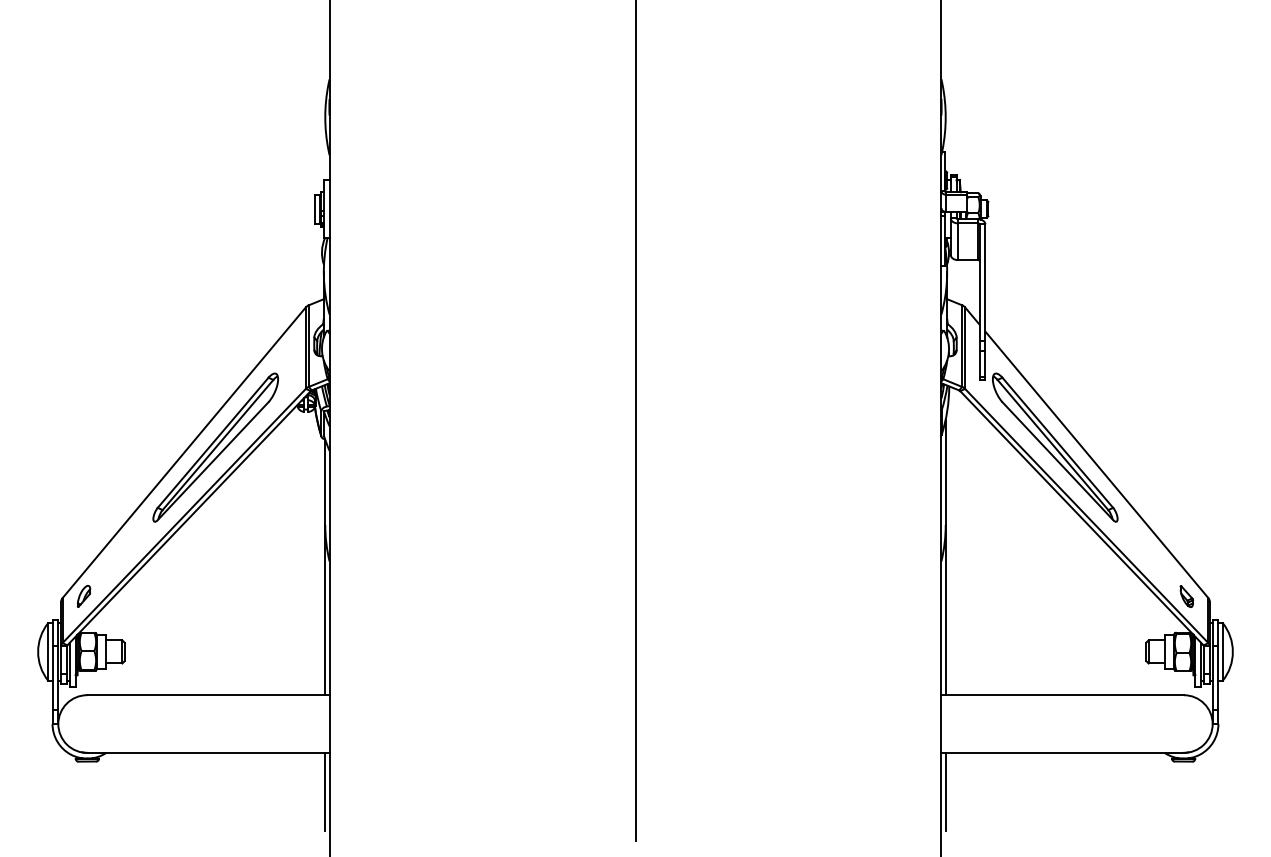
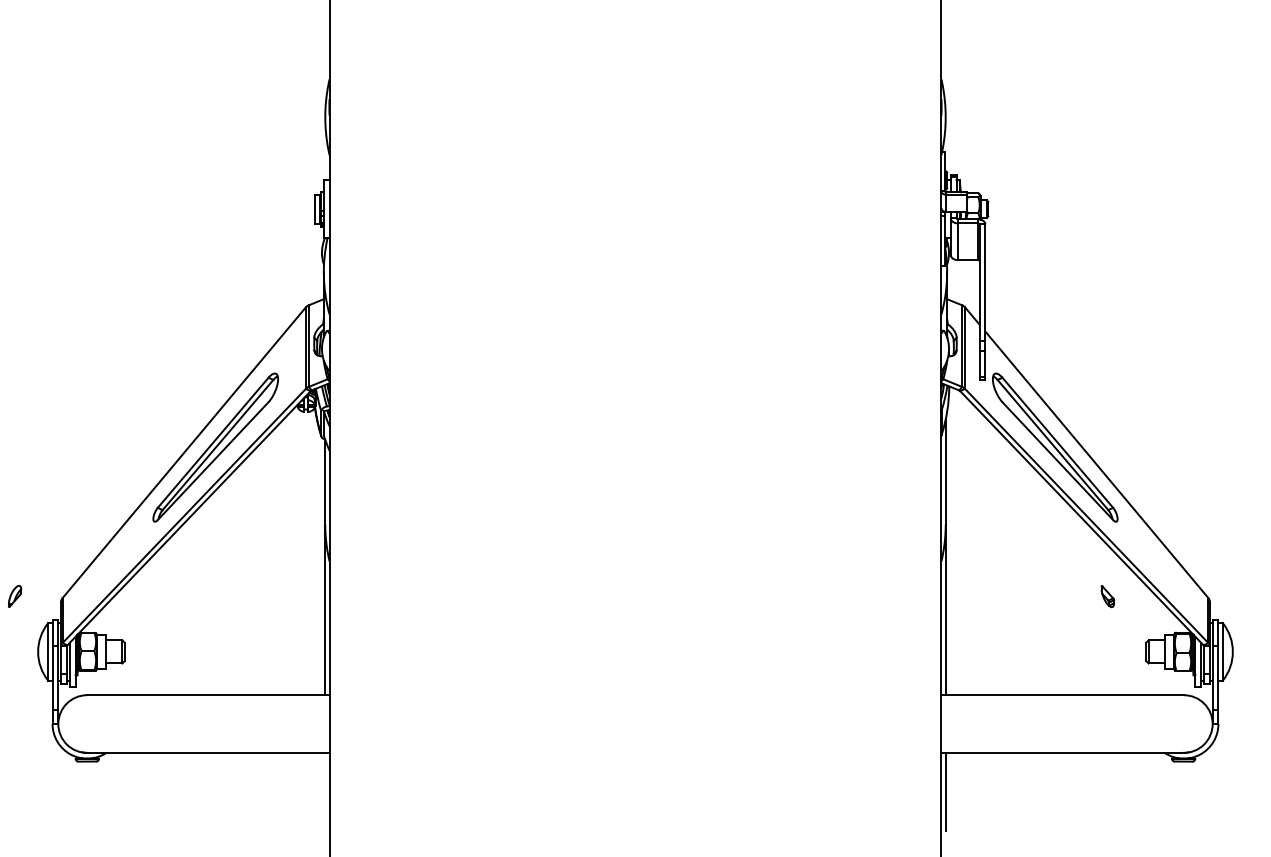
line: present -> none (635, 421)
part position: (83, 596) -> (14, 596) (14, 596)
part position: (1186, 596) -> (1107, 596) (1107, 596)
line: present -> none (325, 791)
